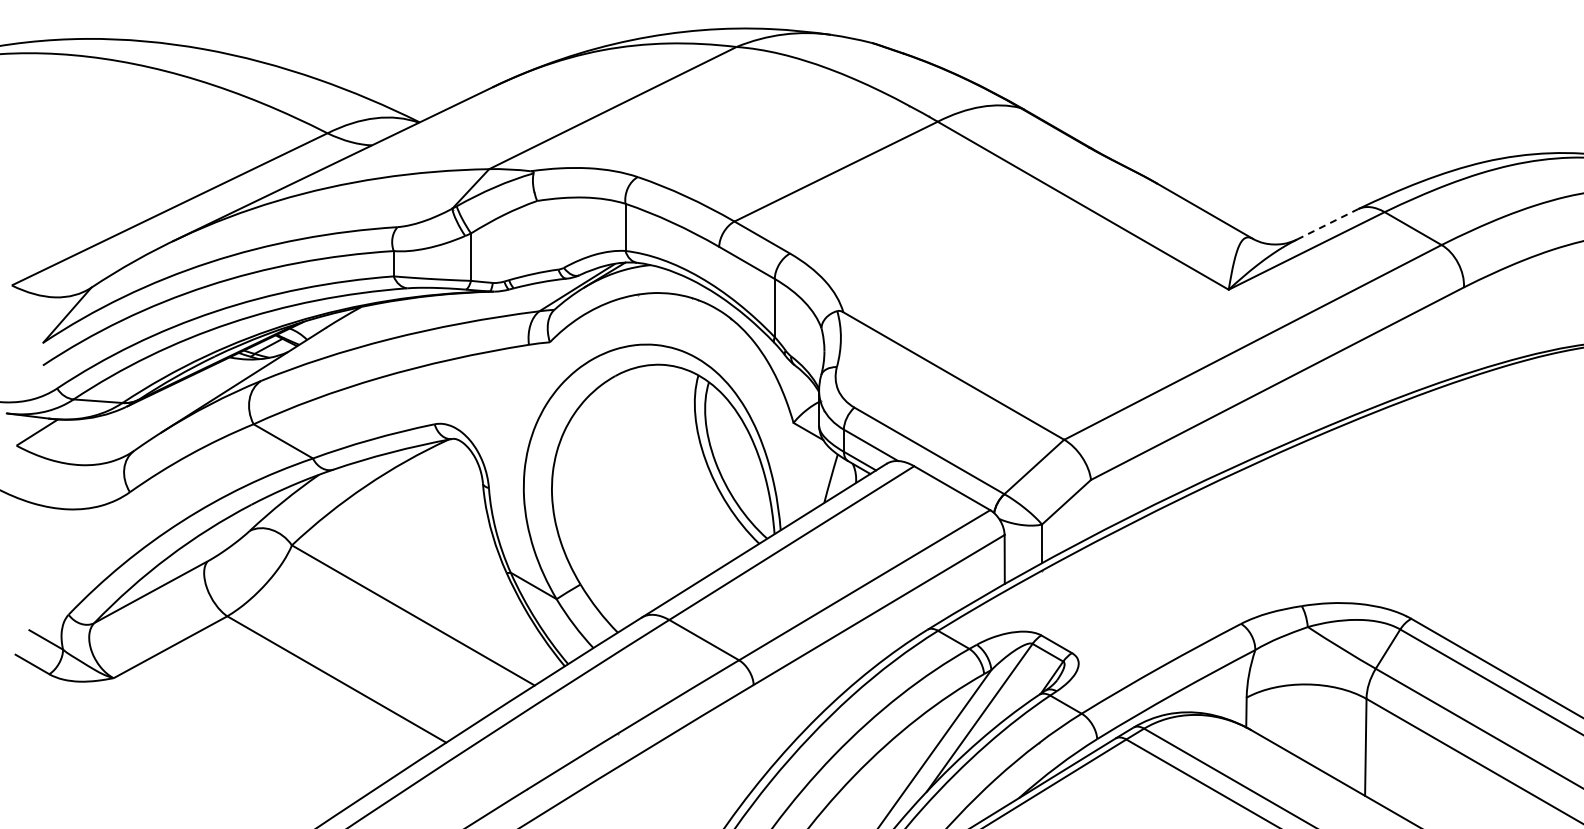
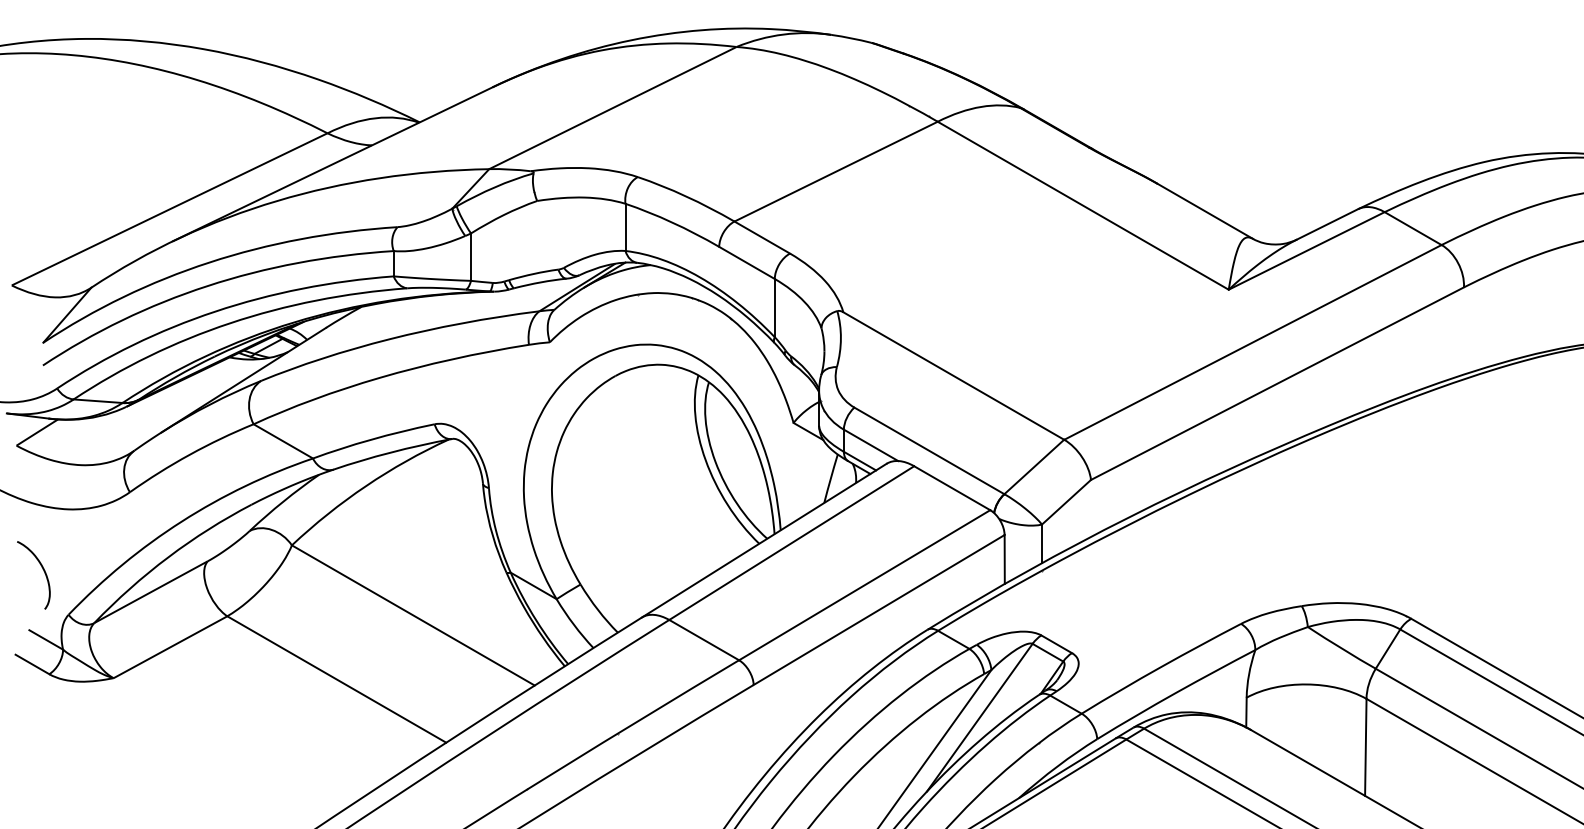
line: dashed -> solid (1328, 224)
curve: none -> present (43, 571)
